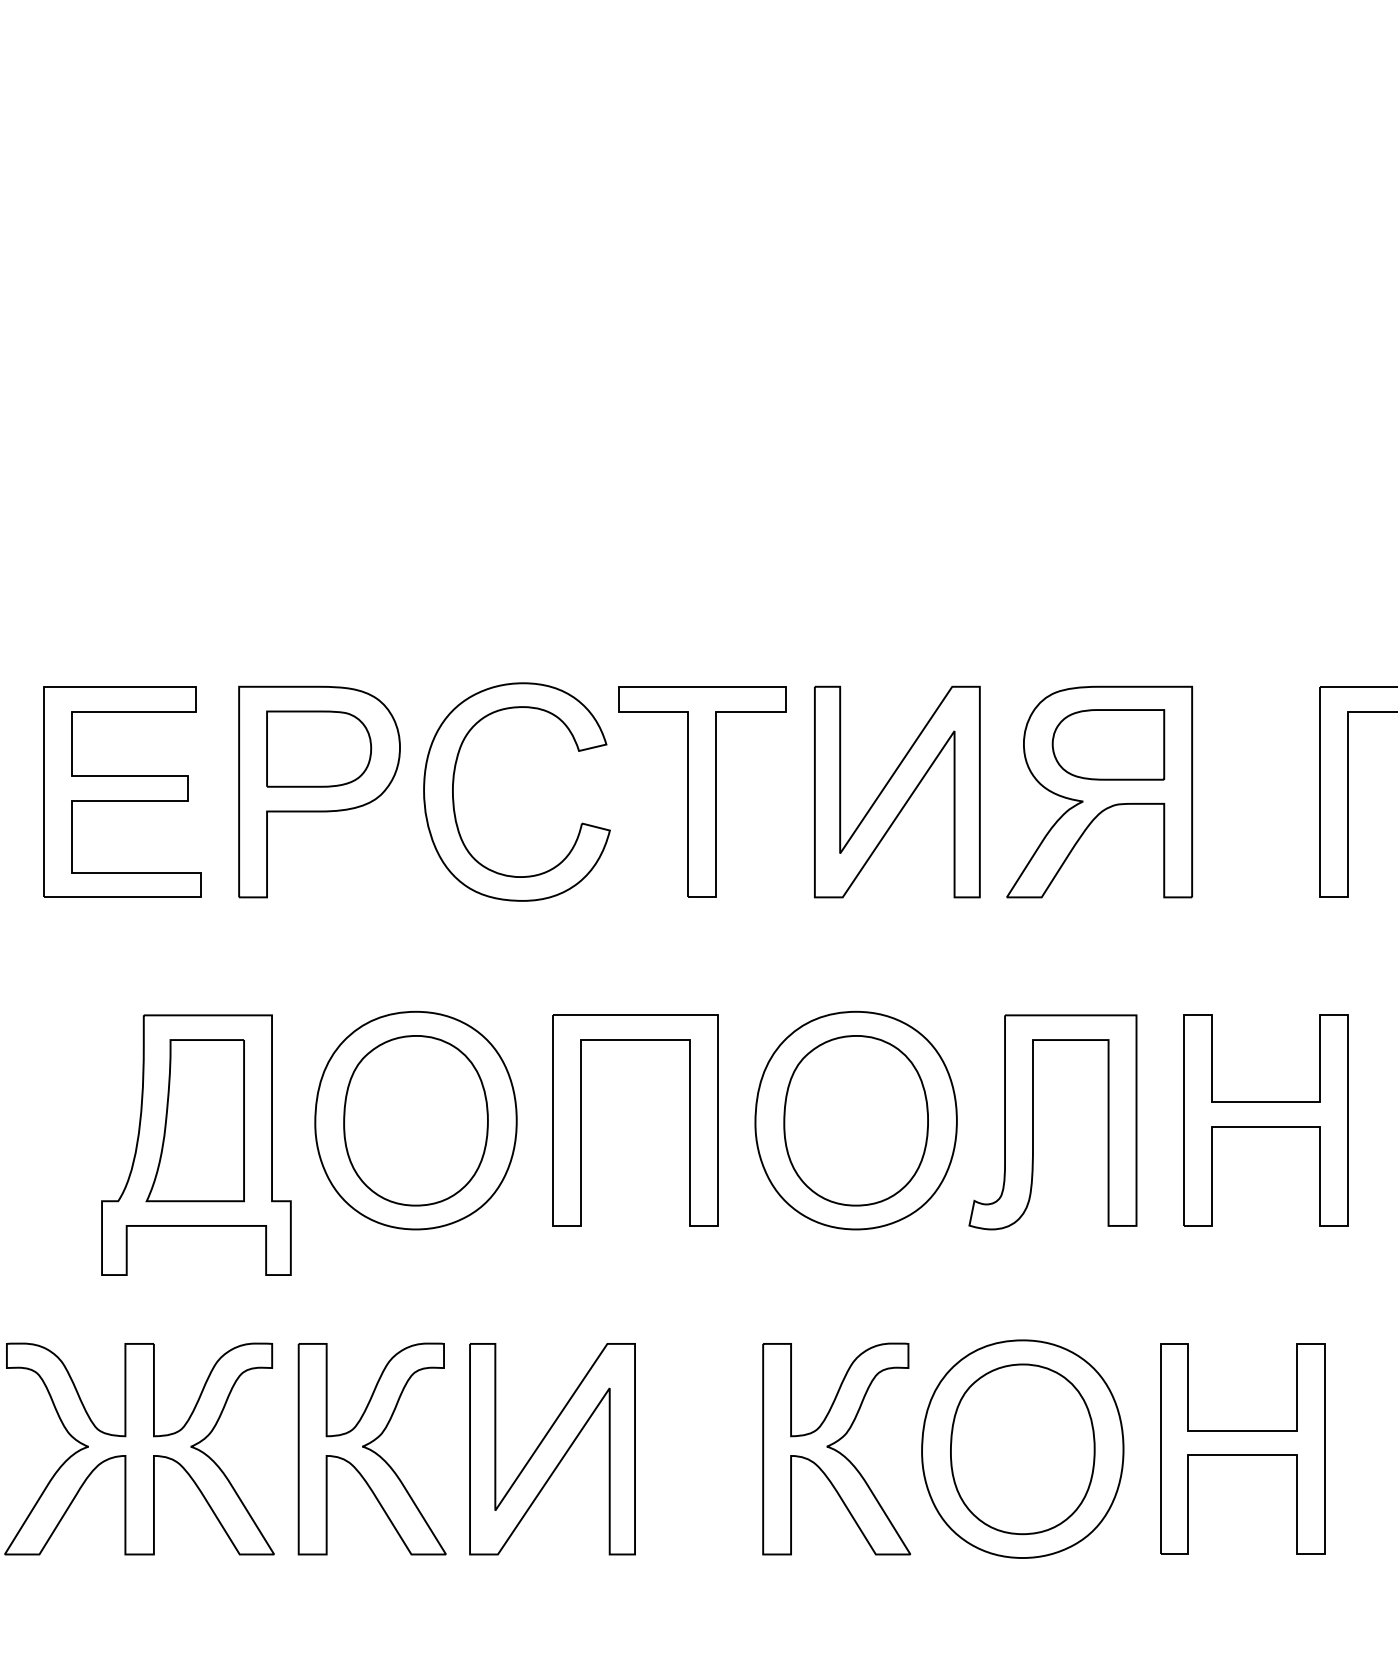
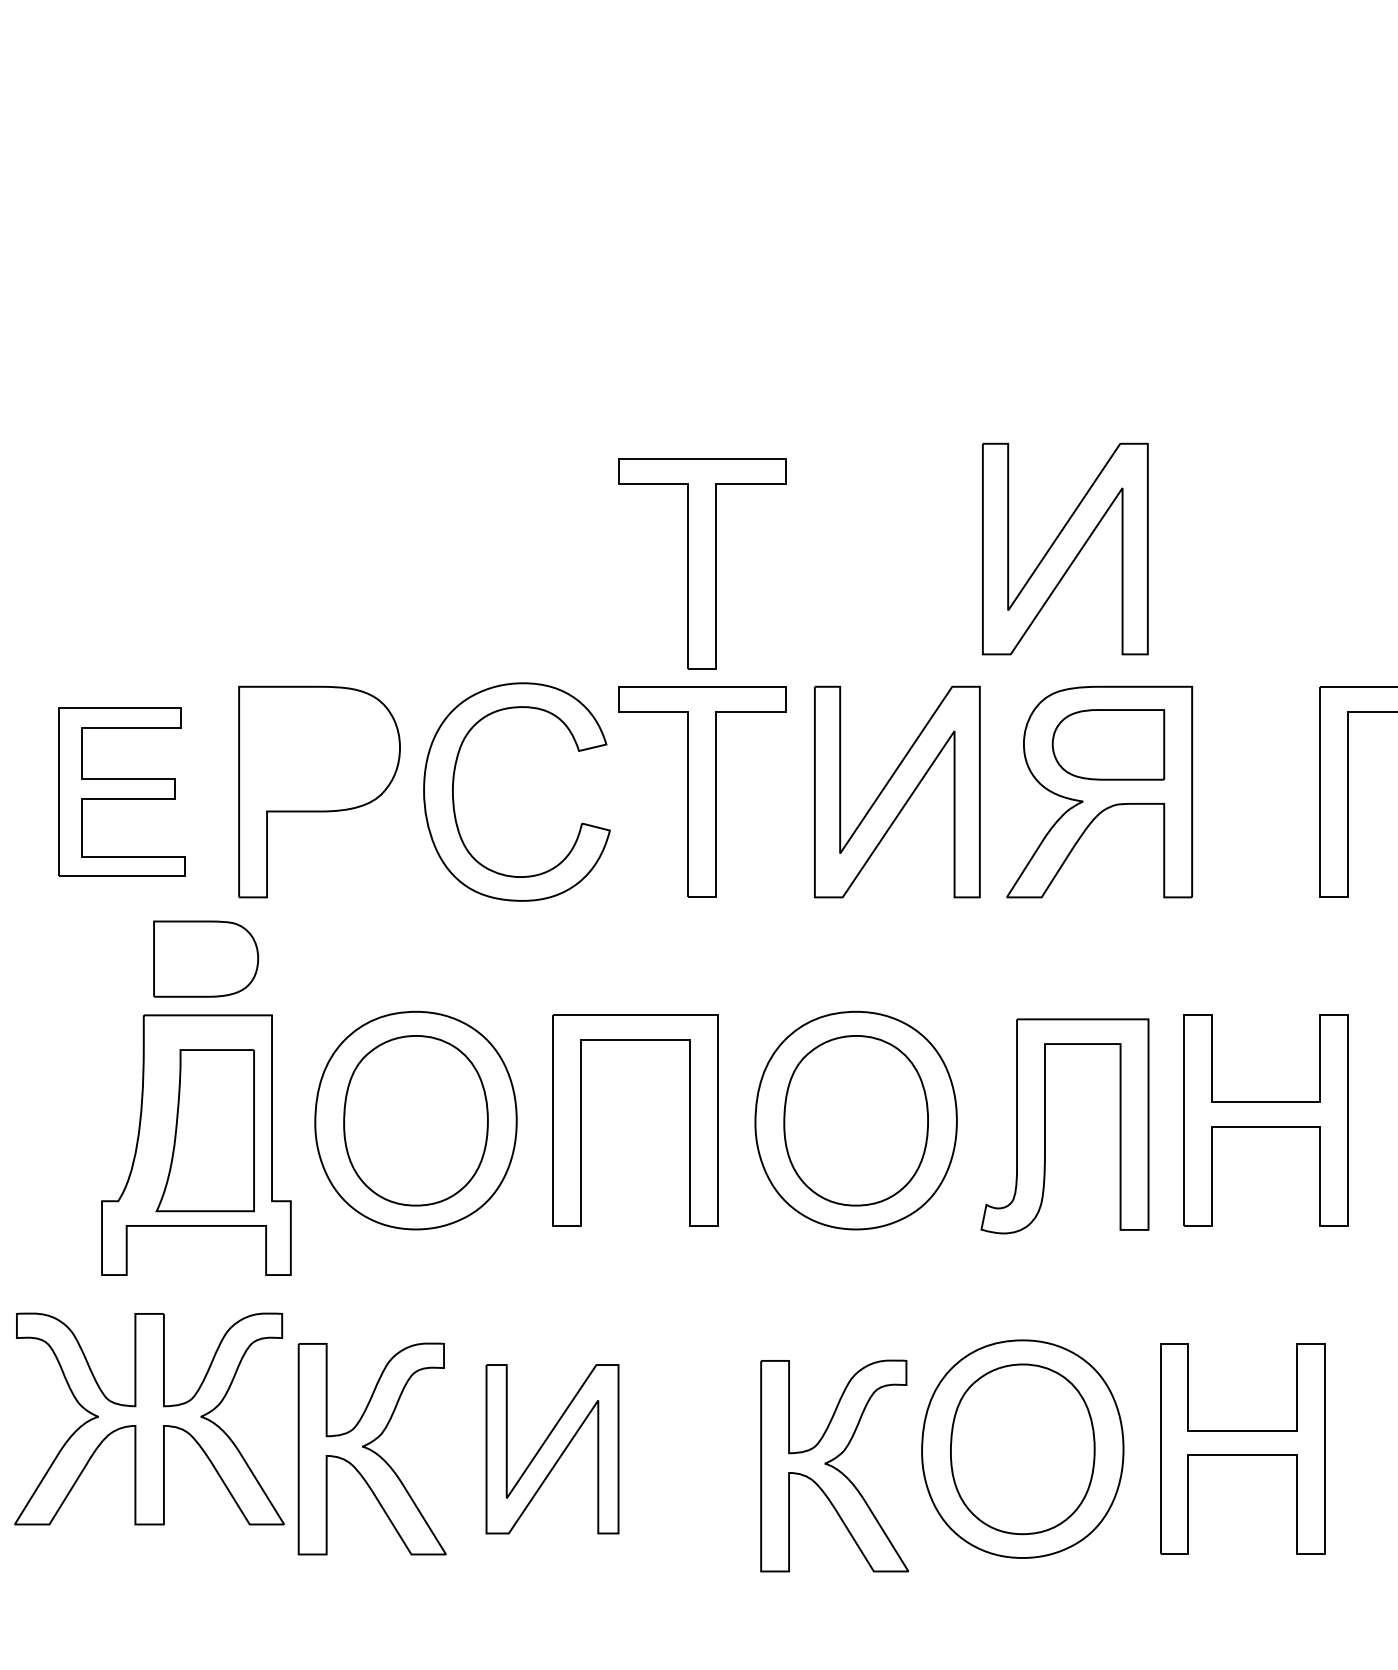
part: none -> present (1065, 548)
part: none -> present (702, 563)
part position: (319, 748) -> (206, 958) (206, 958)
part size: 159x212 px -> 128x170 px (121, 791)
part position: (194, 1120) -> (204, 1130) (204, 1130)
part position: (1033, 1122) -> (1045, 1126) (1045, 1126)
part position: (139, 1448) -> (149, 1418) (149, 1418)
part position: (836, 1448) -> (834, 1465) (834, 1465)
part size: 167x213 px -> 135x171 px (552, 1449)
